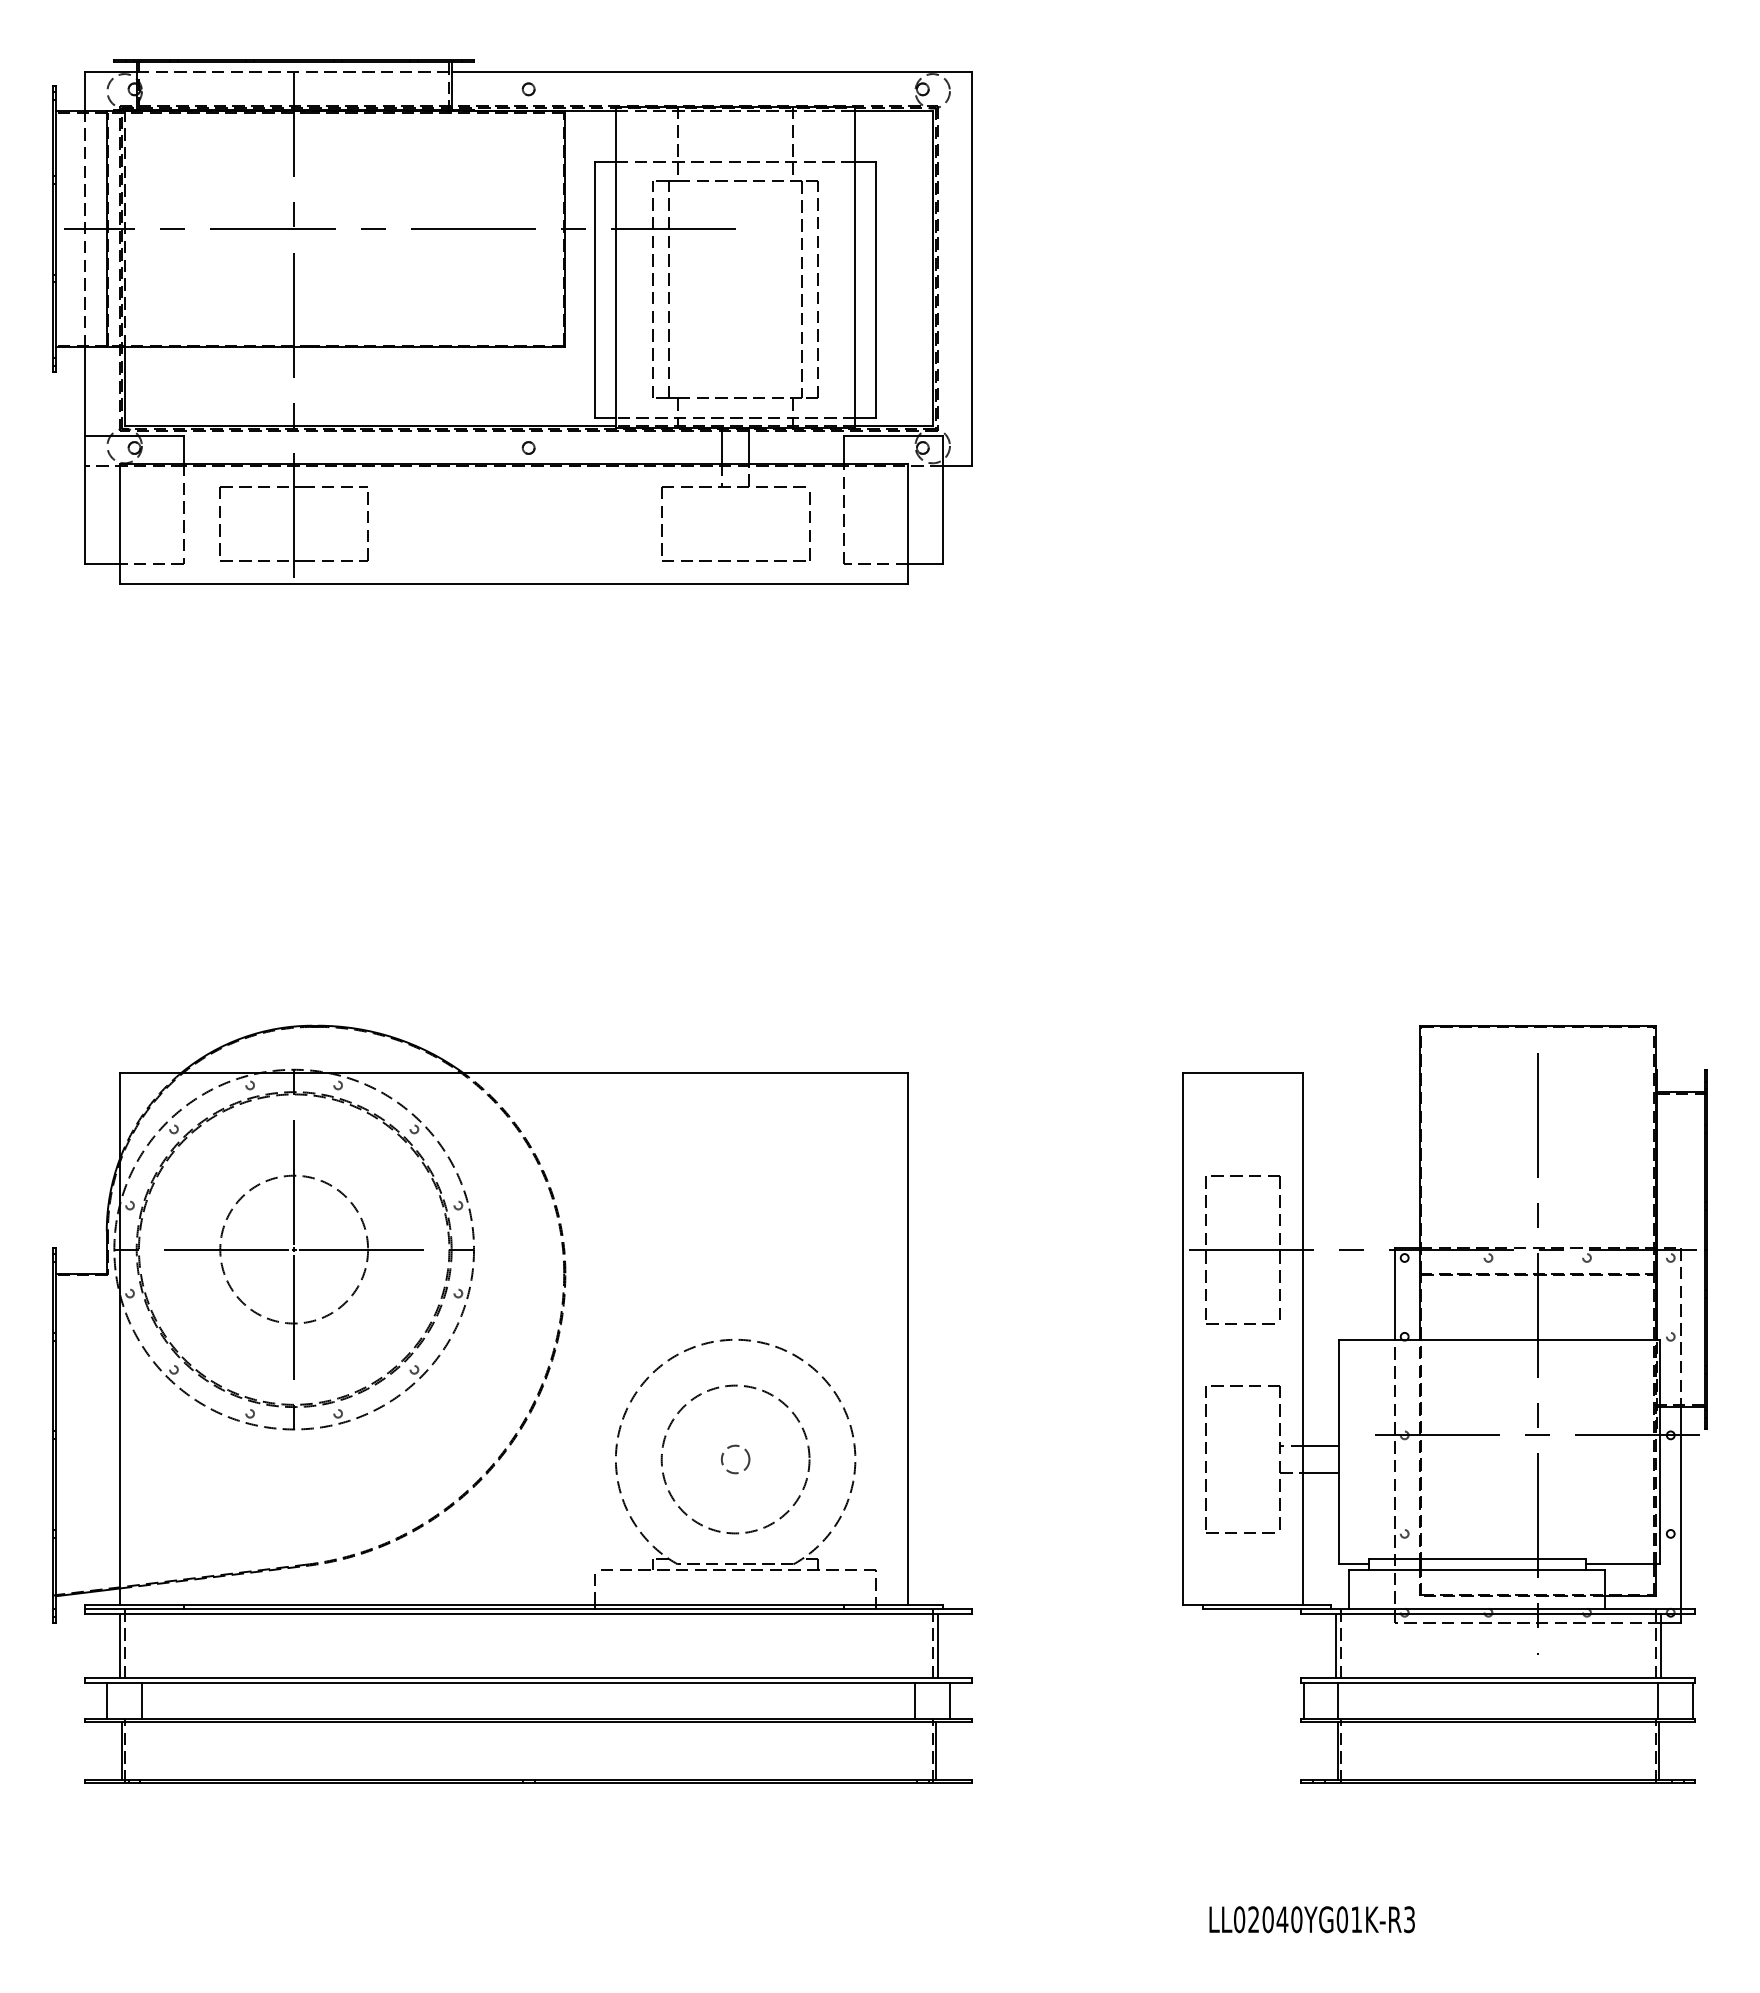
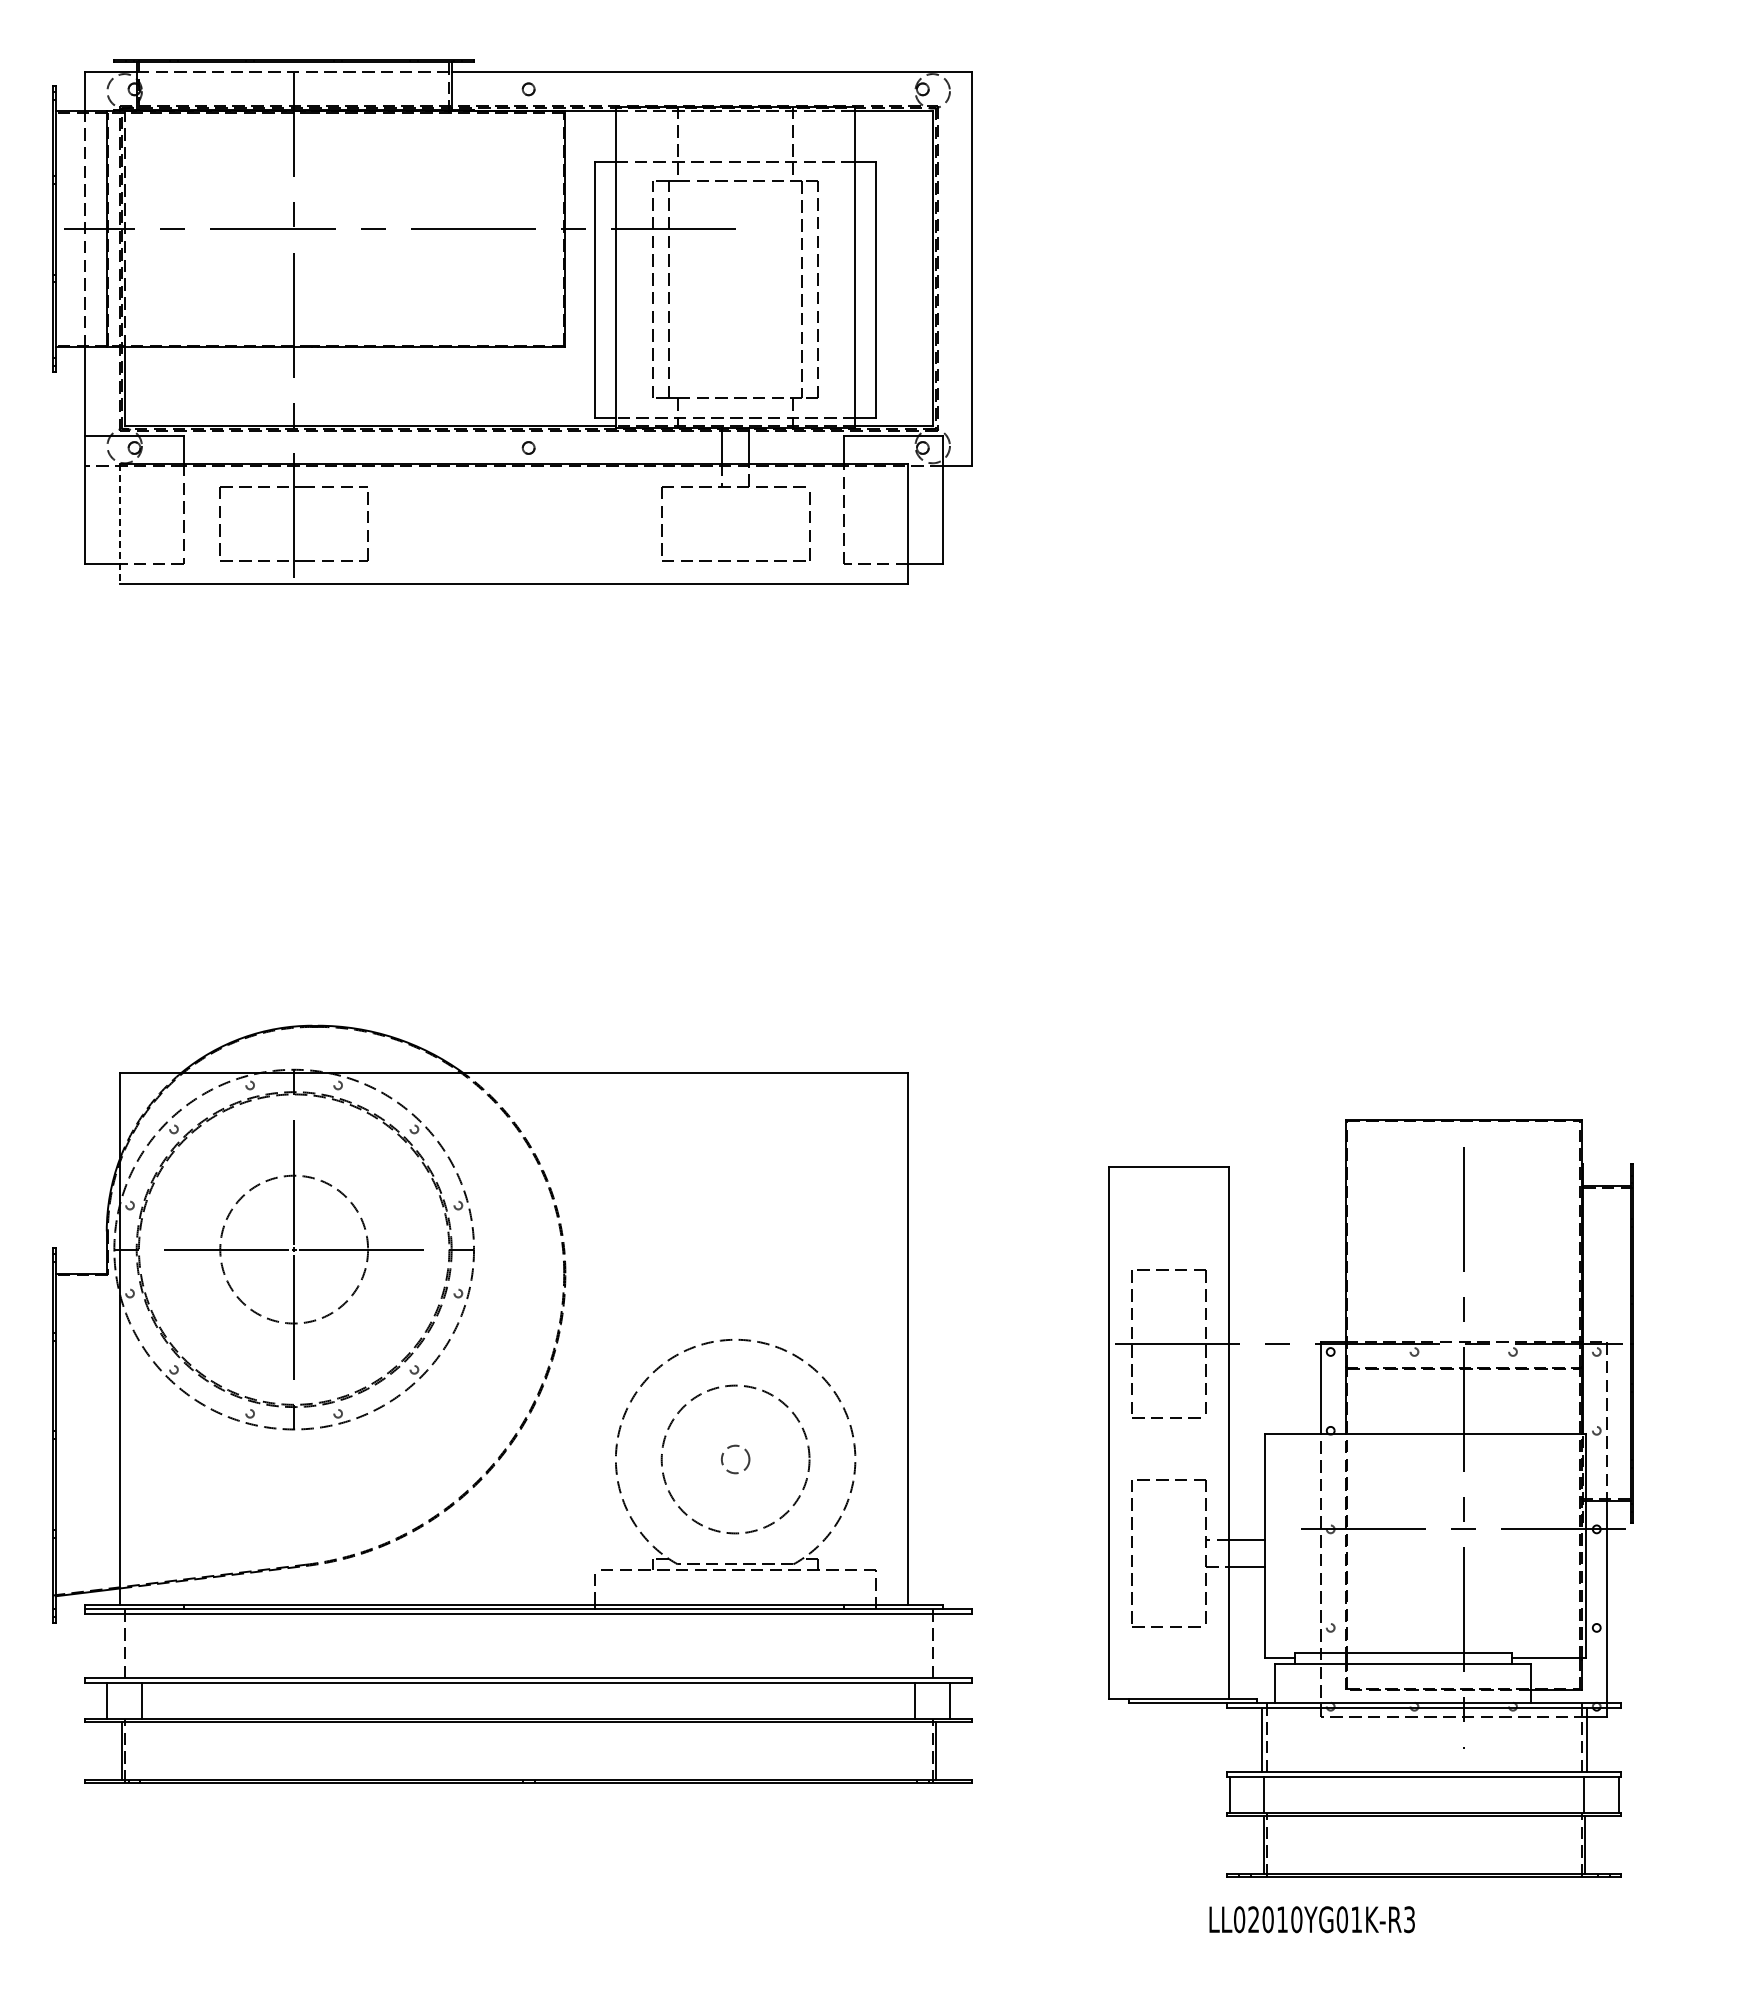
line: solid -> dashed (119, 524)
part position: (1444, 1404) -> (1370, 1498) (1370, 1498)
line: present -> none (119, 1646)
line: present -> none (937, 1646)
text: LL02040YG01K-R3 -> LL02010YG01K-R3 (1282, 1919)
